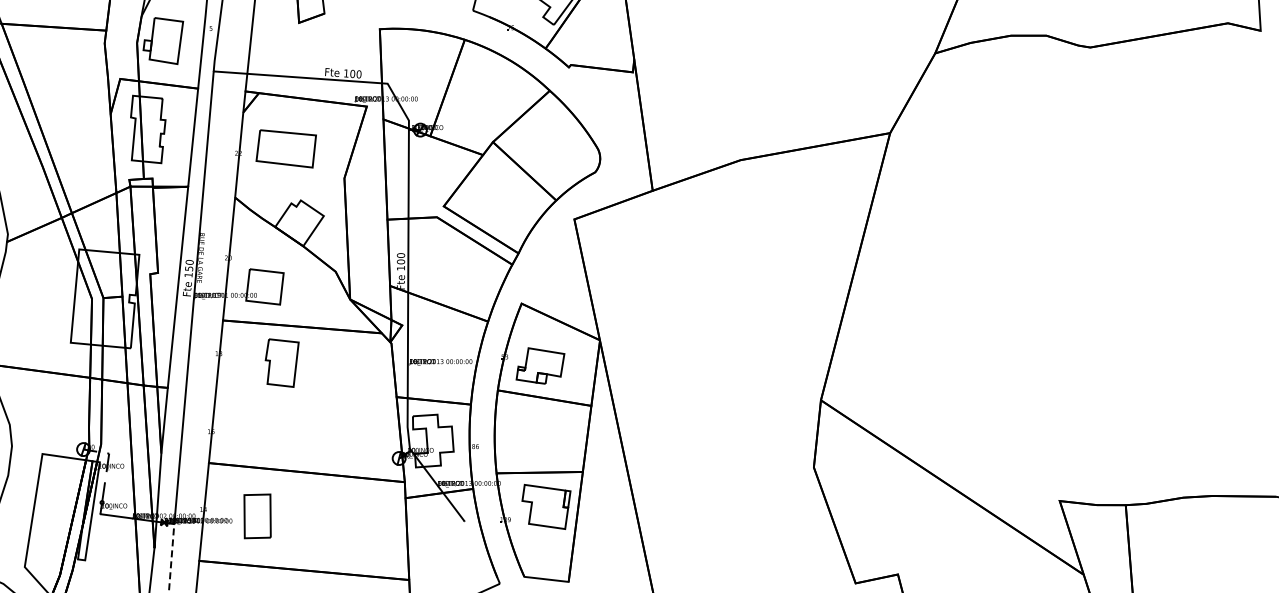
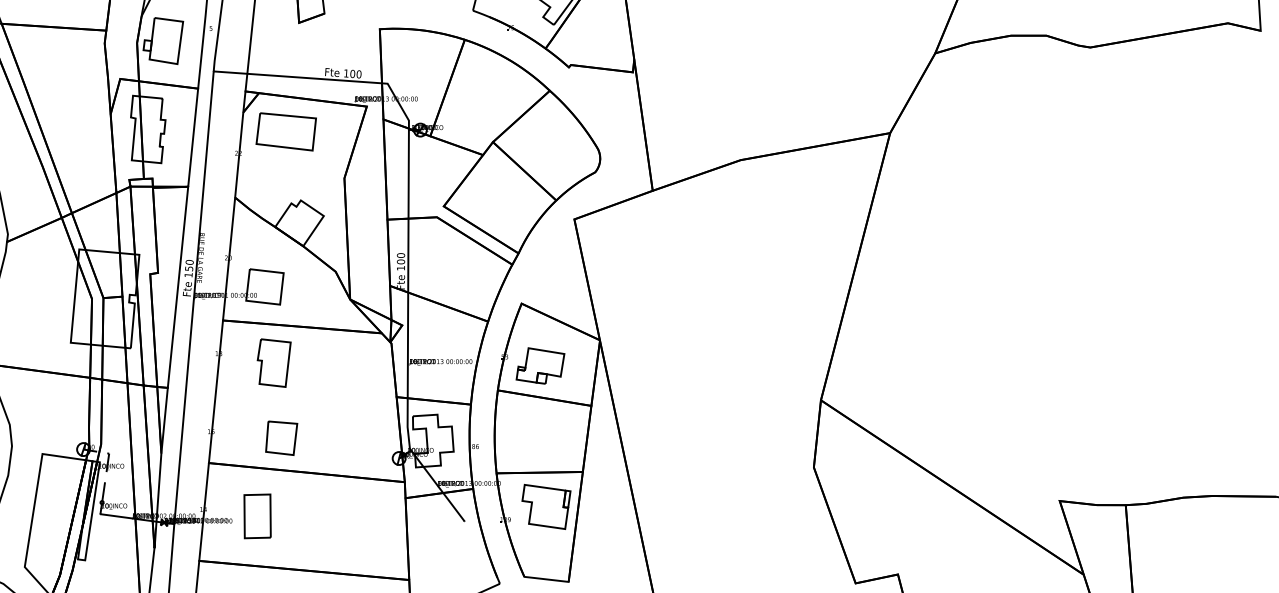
part position: (285, 148) -> (285, 131) (285, 131)
part position: (281, 362) -> (273, 362) (273, 362)
part: none -> present (281, 437)
line: dashed -> solid (171, 557)
